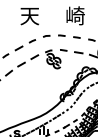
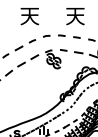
text: 崎 -> 天 (75, 15)
